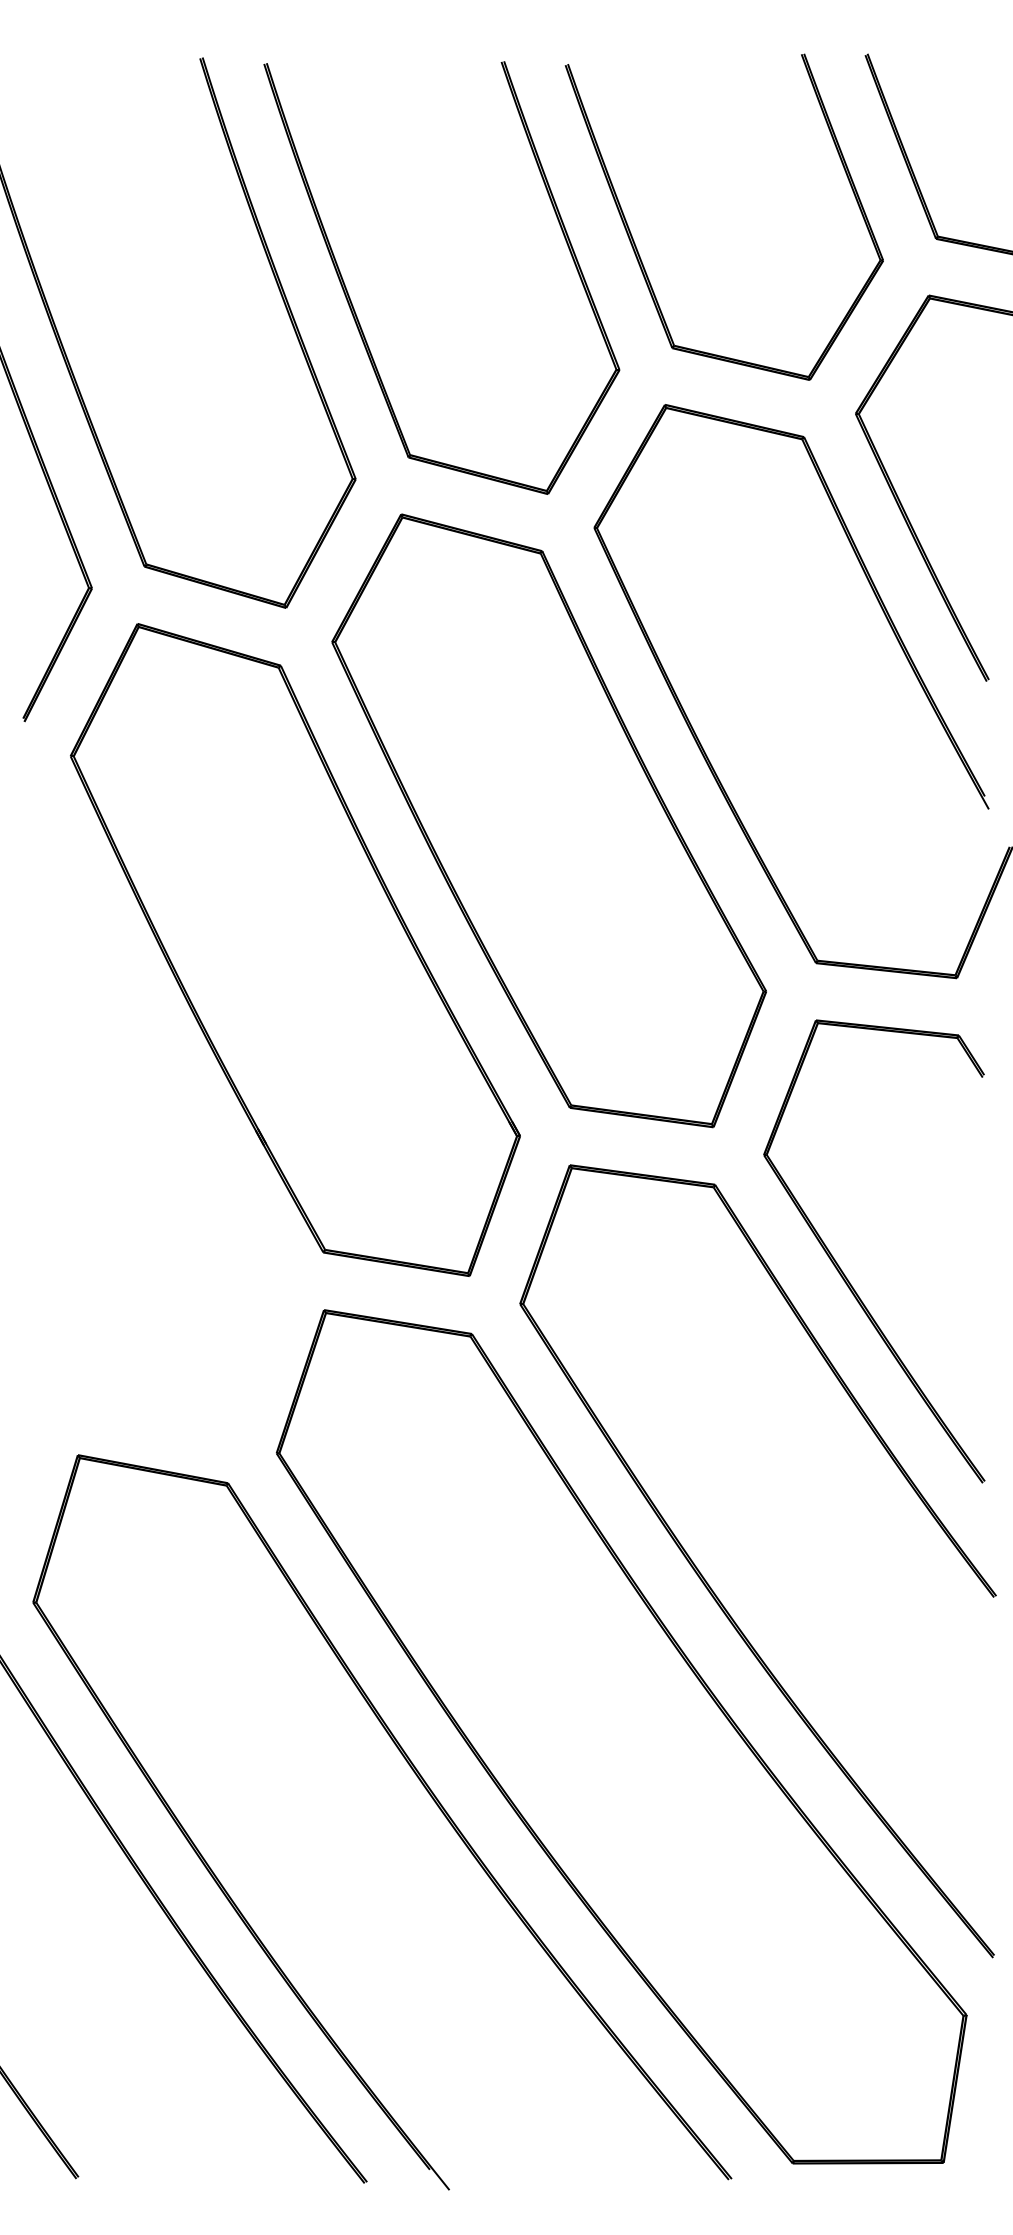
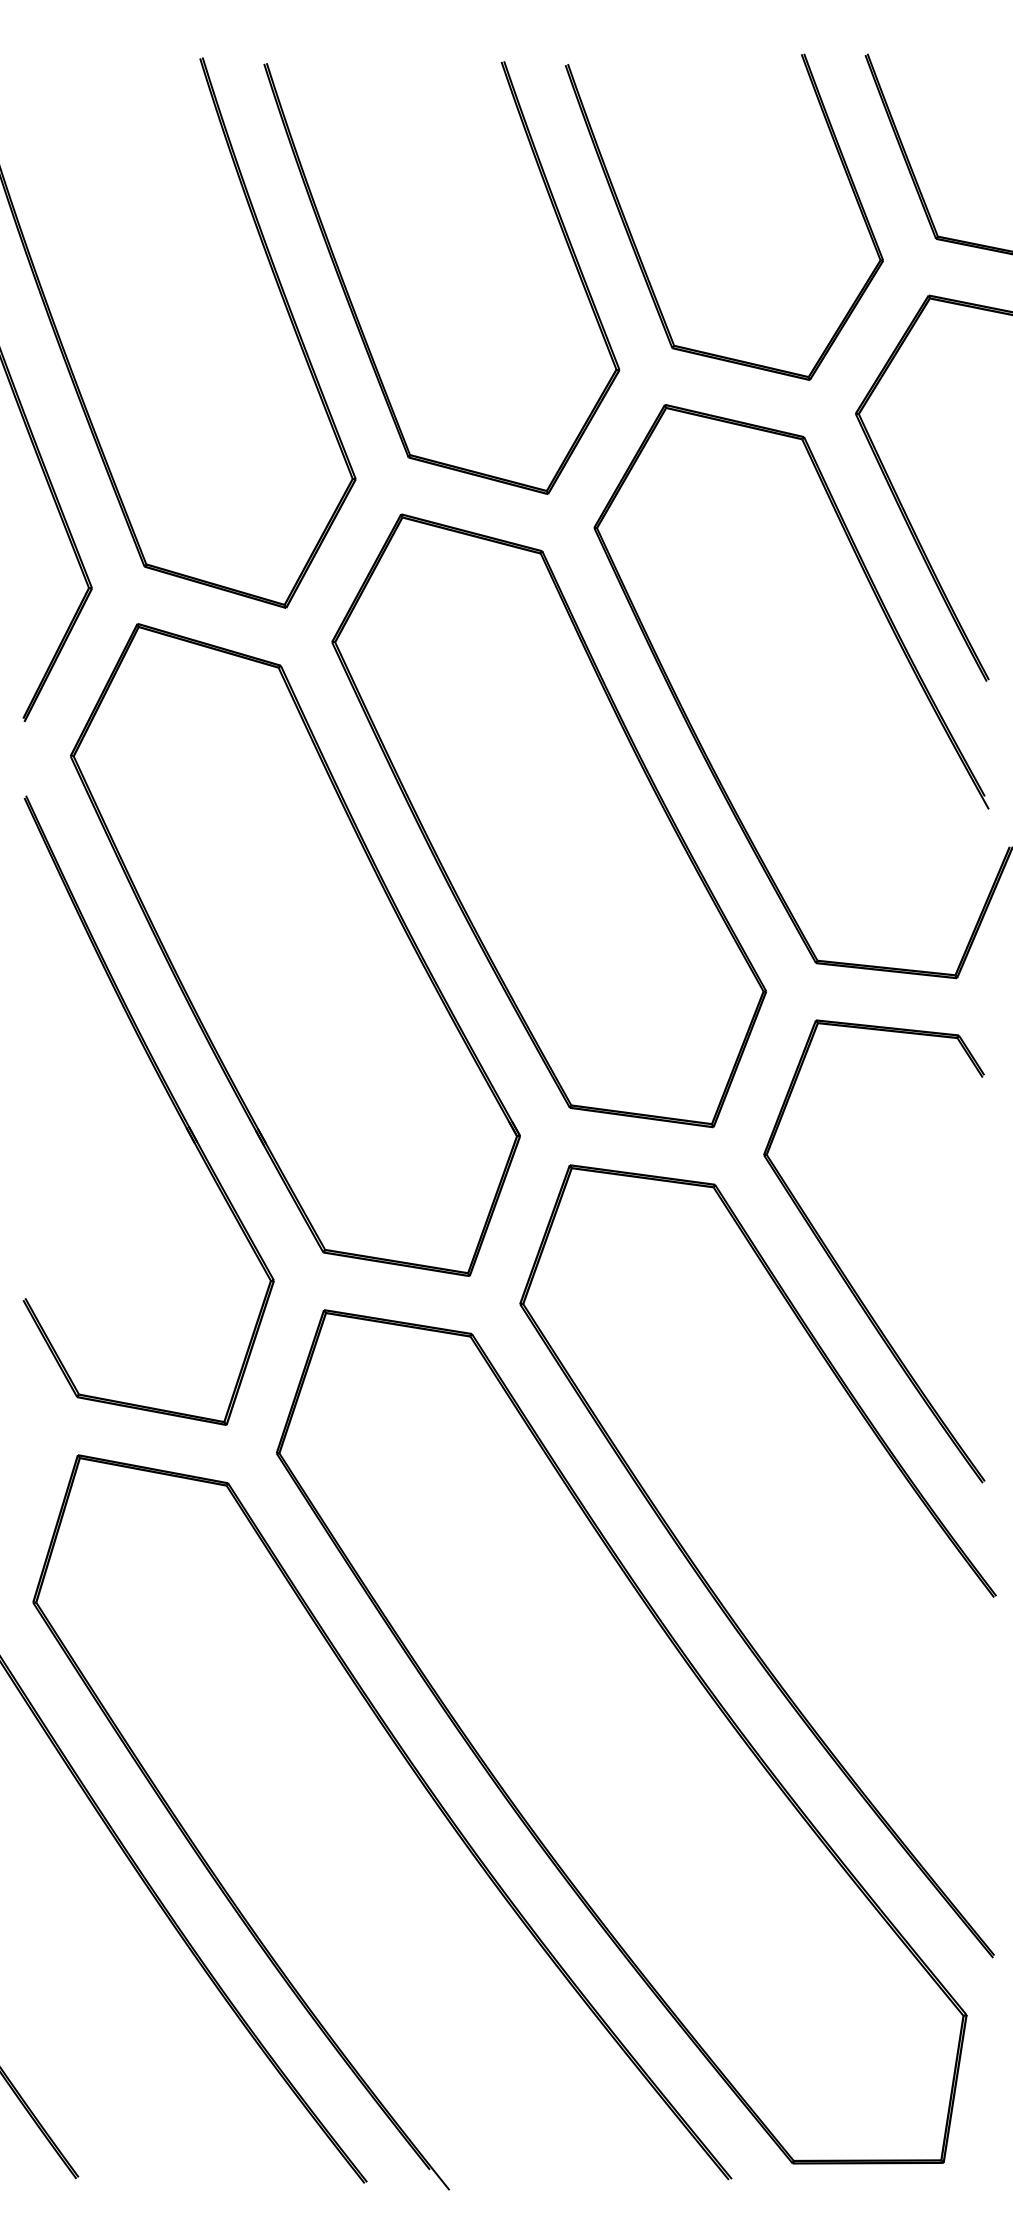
part: none -> present (170, 1100)
